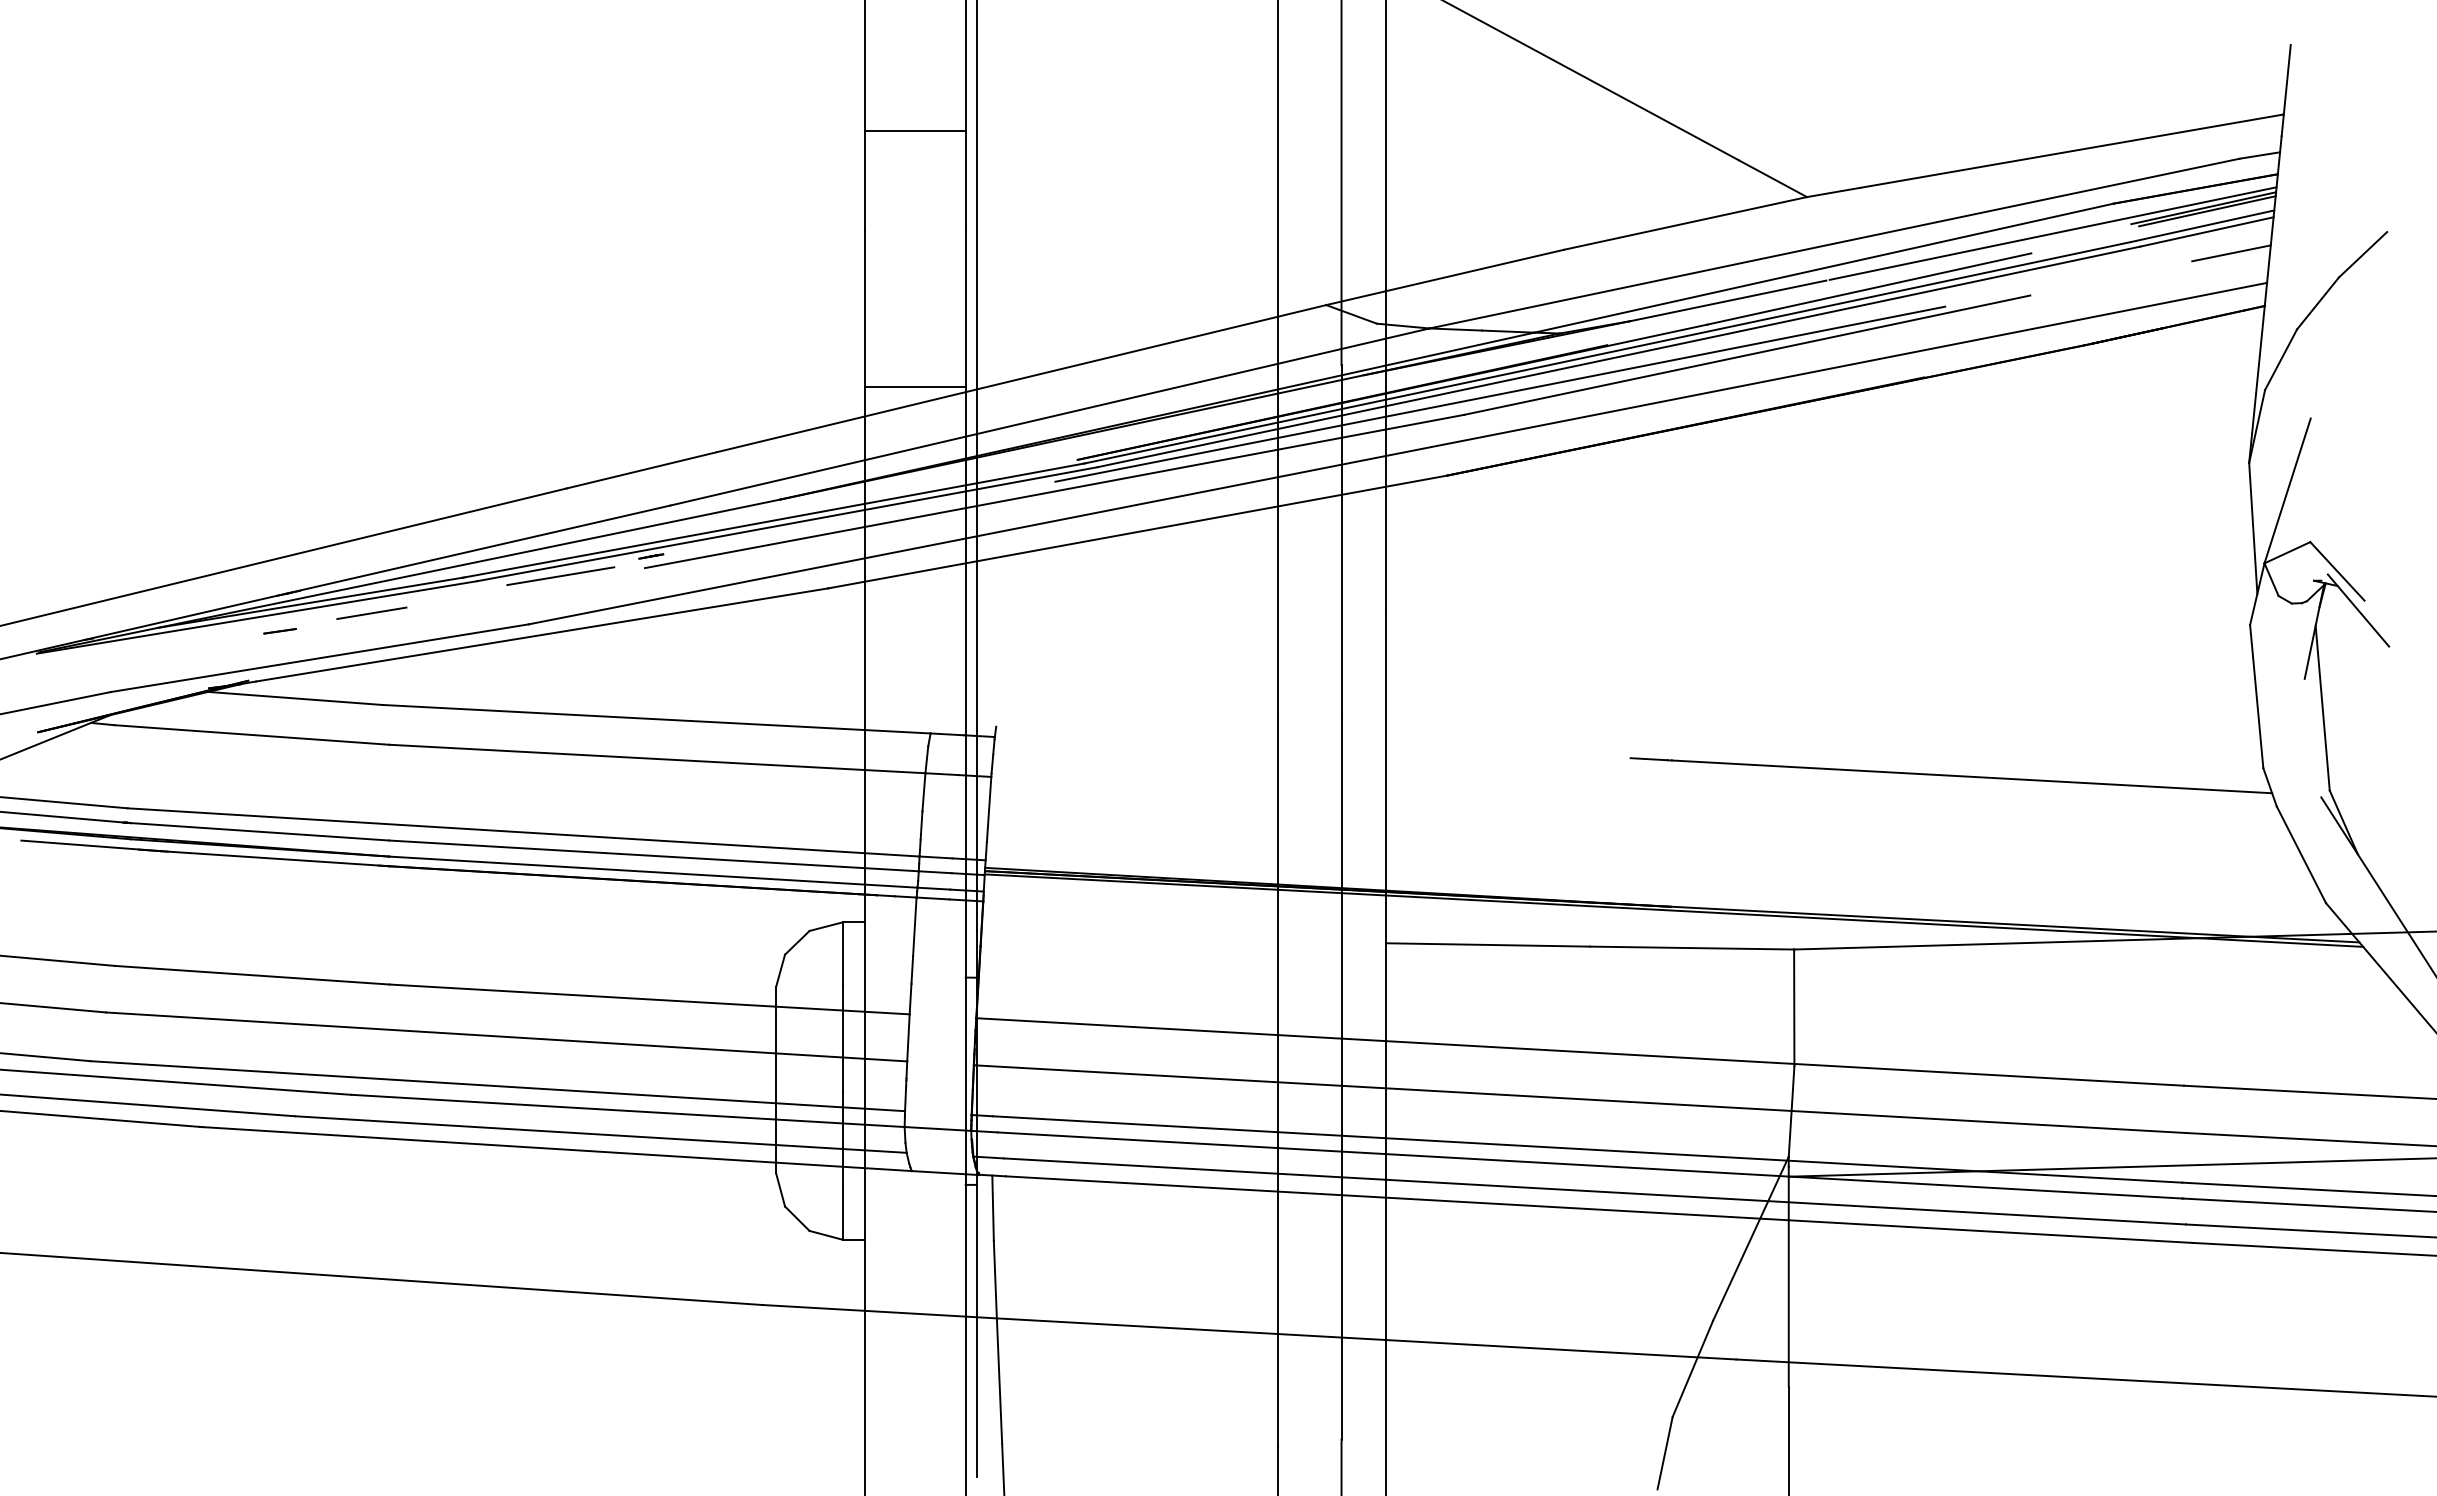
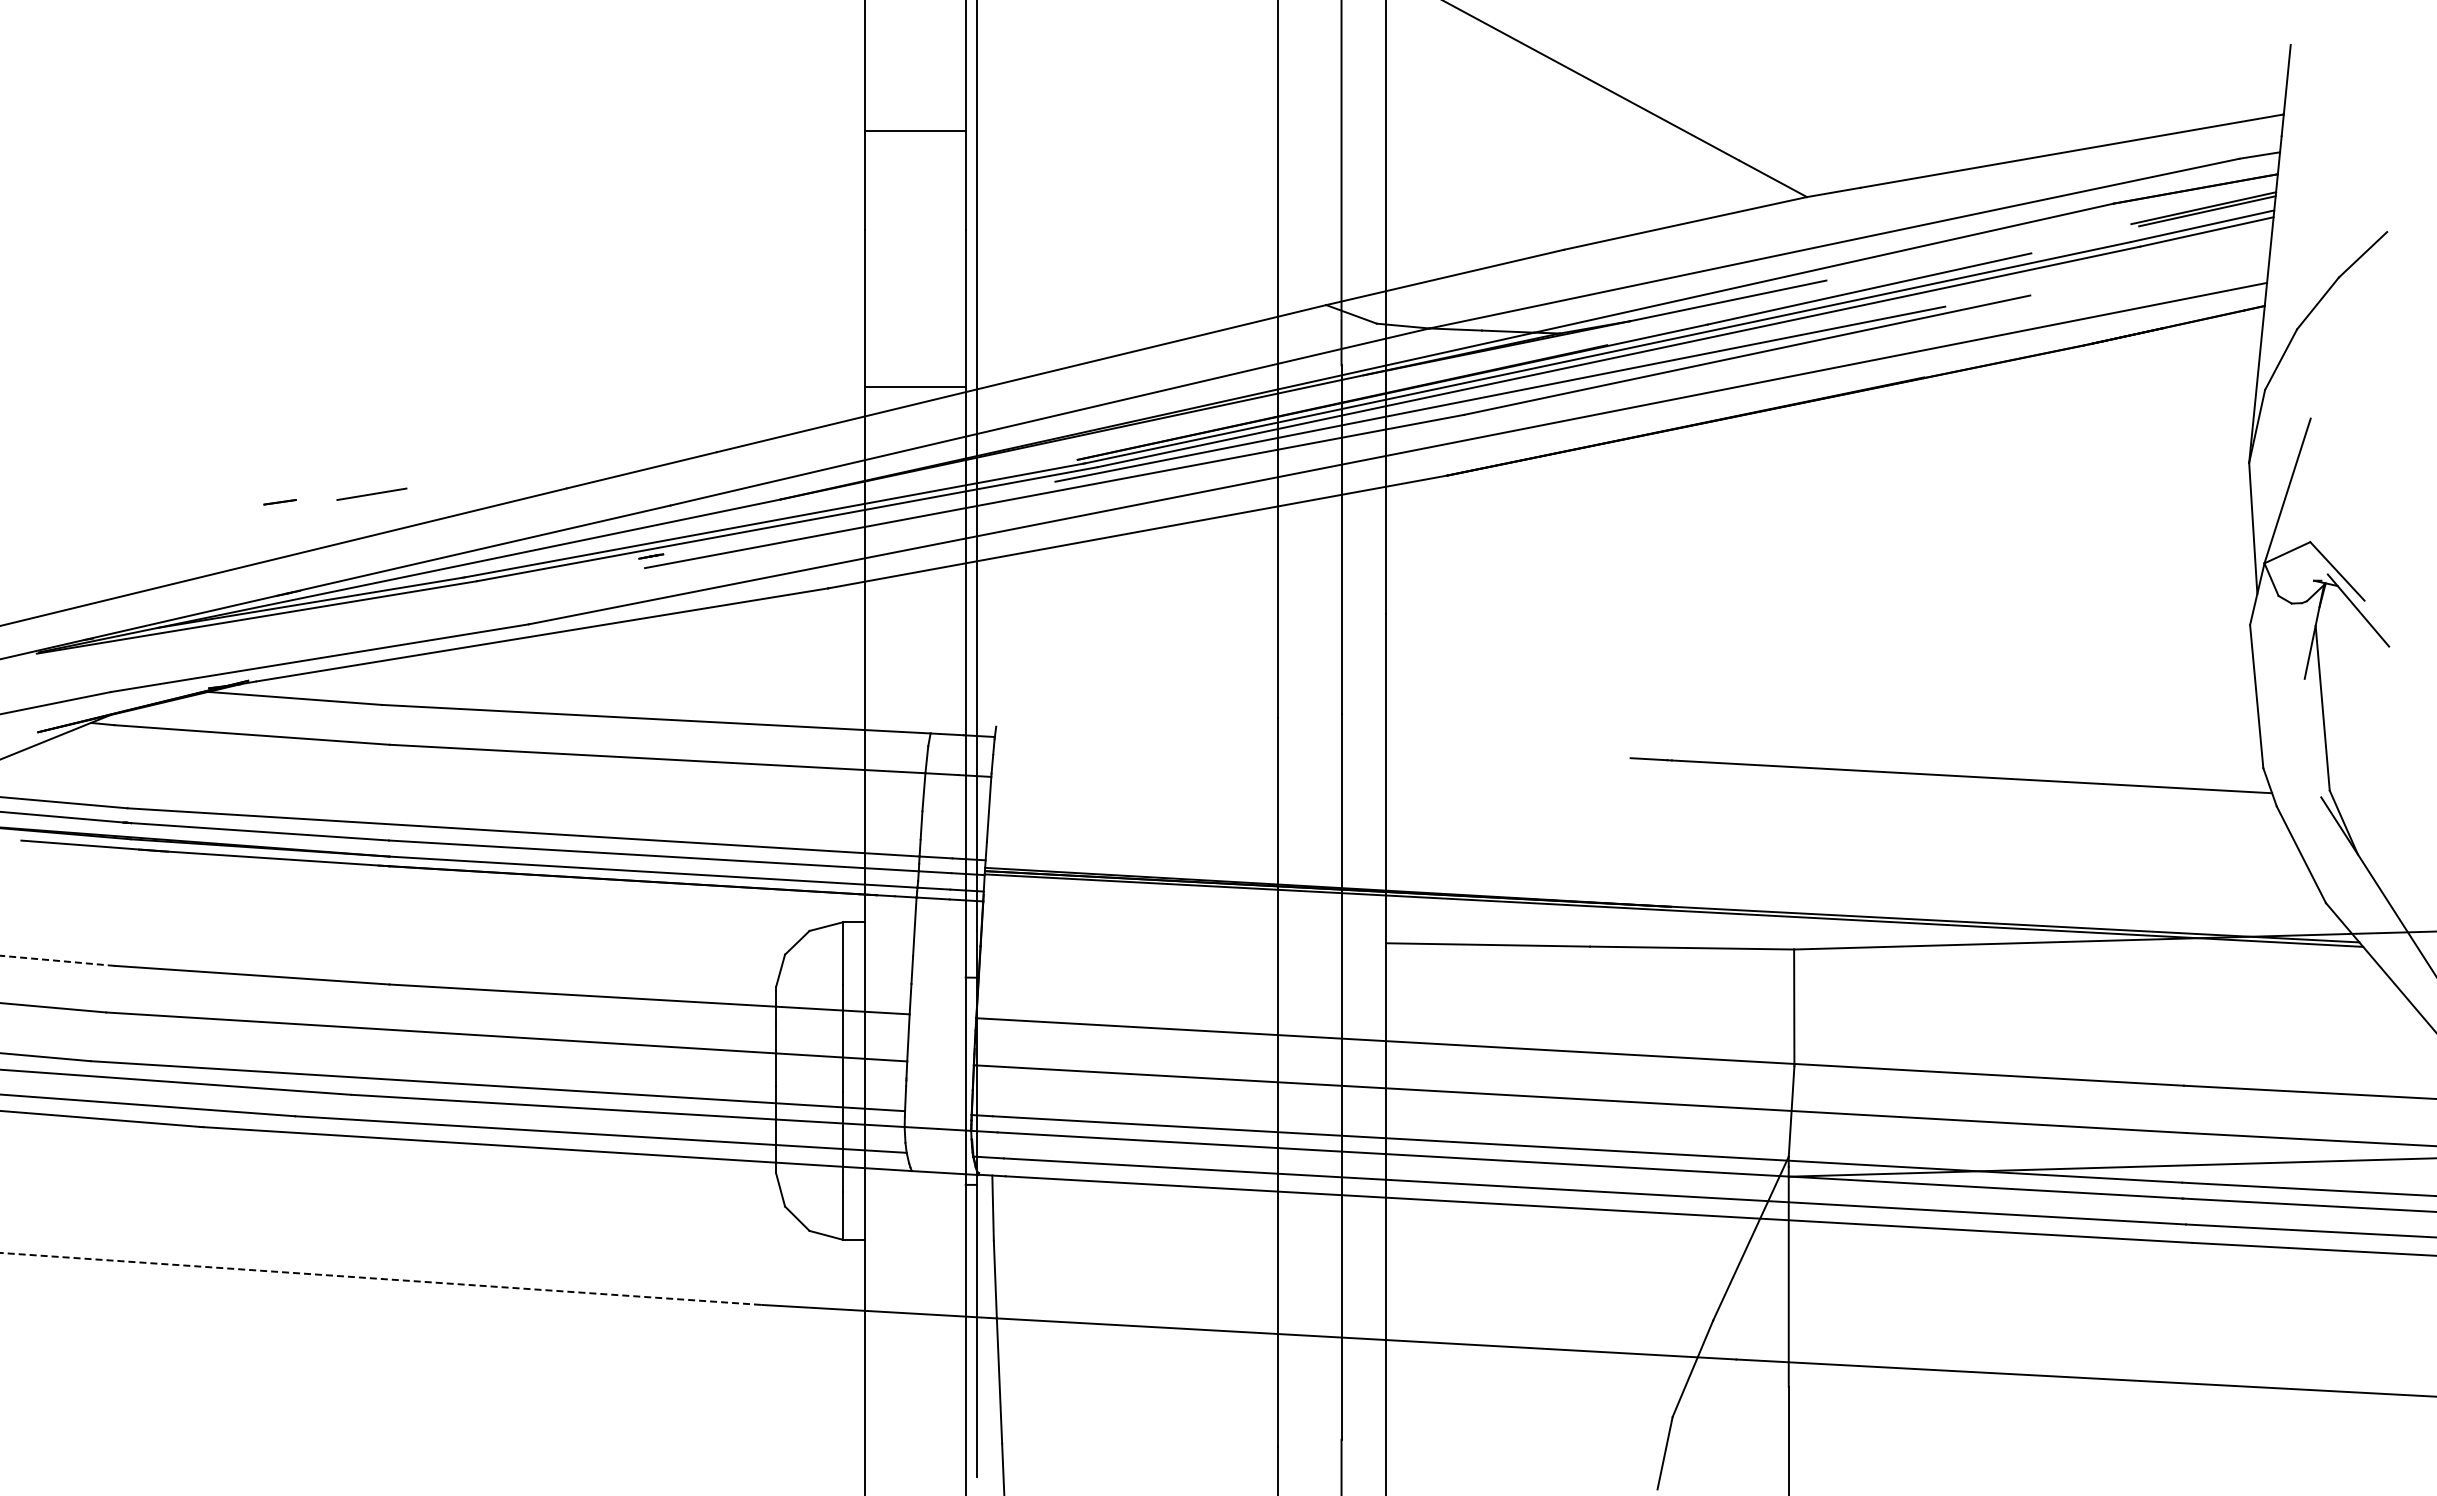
line: present -> none (2052, 233)
line: present -> none (2231, 253)
line: present -> none (560, 576)
line position: (371, 612) -> (371, 493) (371, 493)
line position: (279, 631) -> (279, 502) (279, 502)
line: solid -> dashed (57, 960)
line: solid -> dashed (381, 1278)
